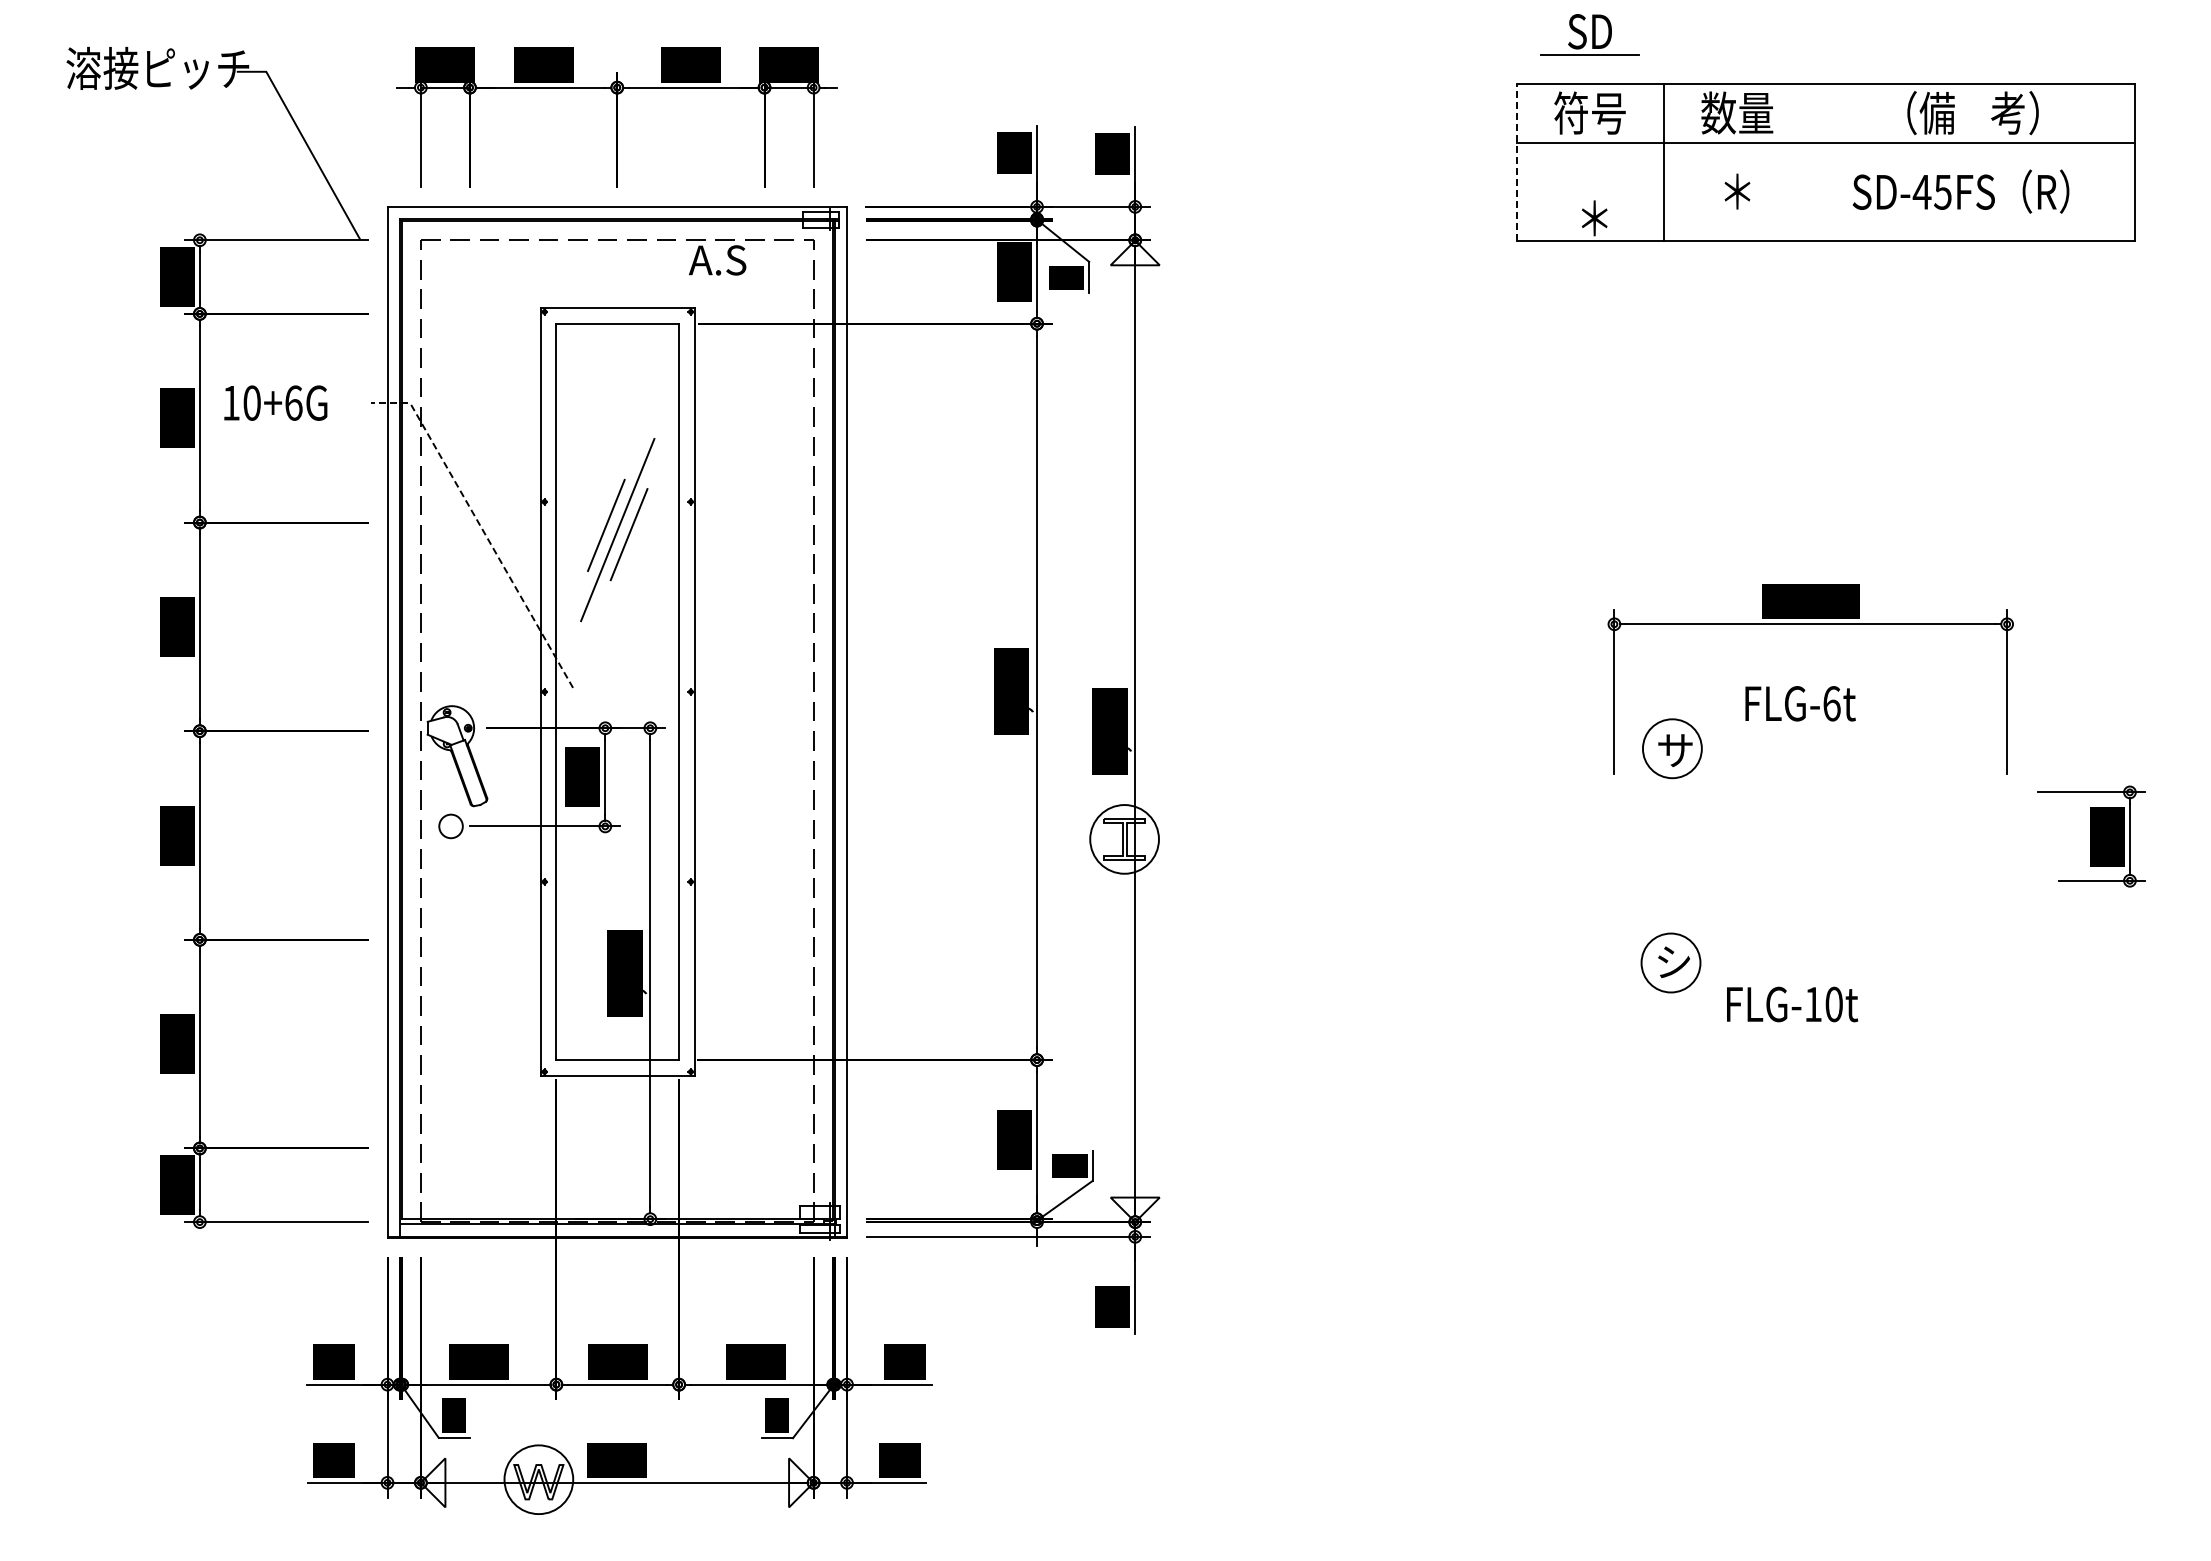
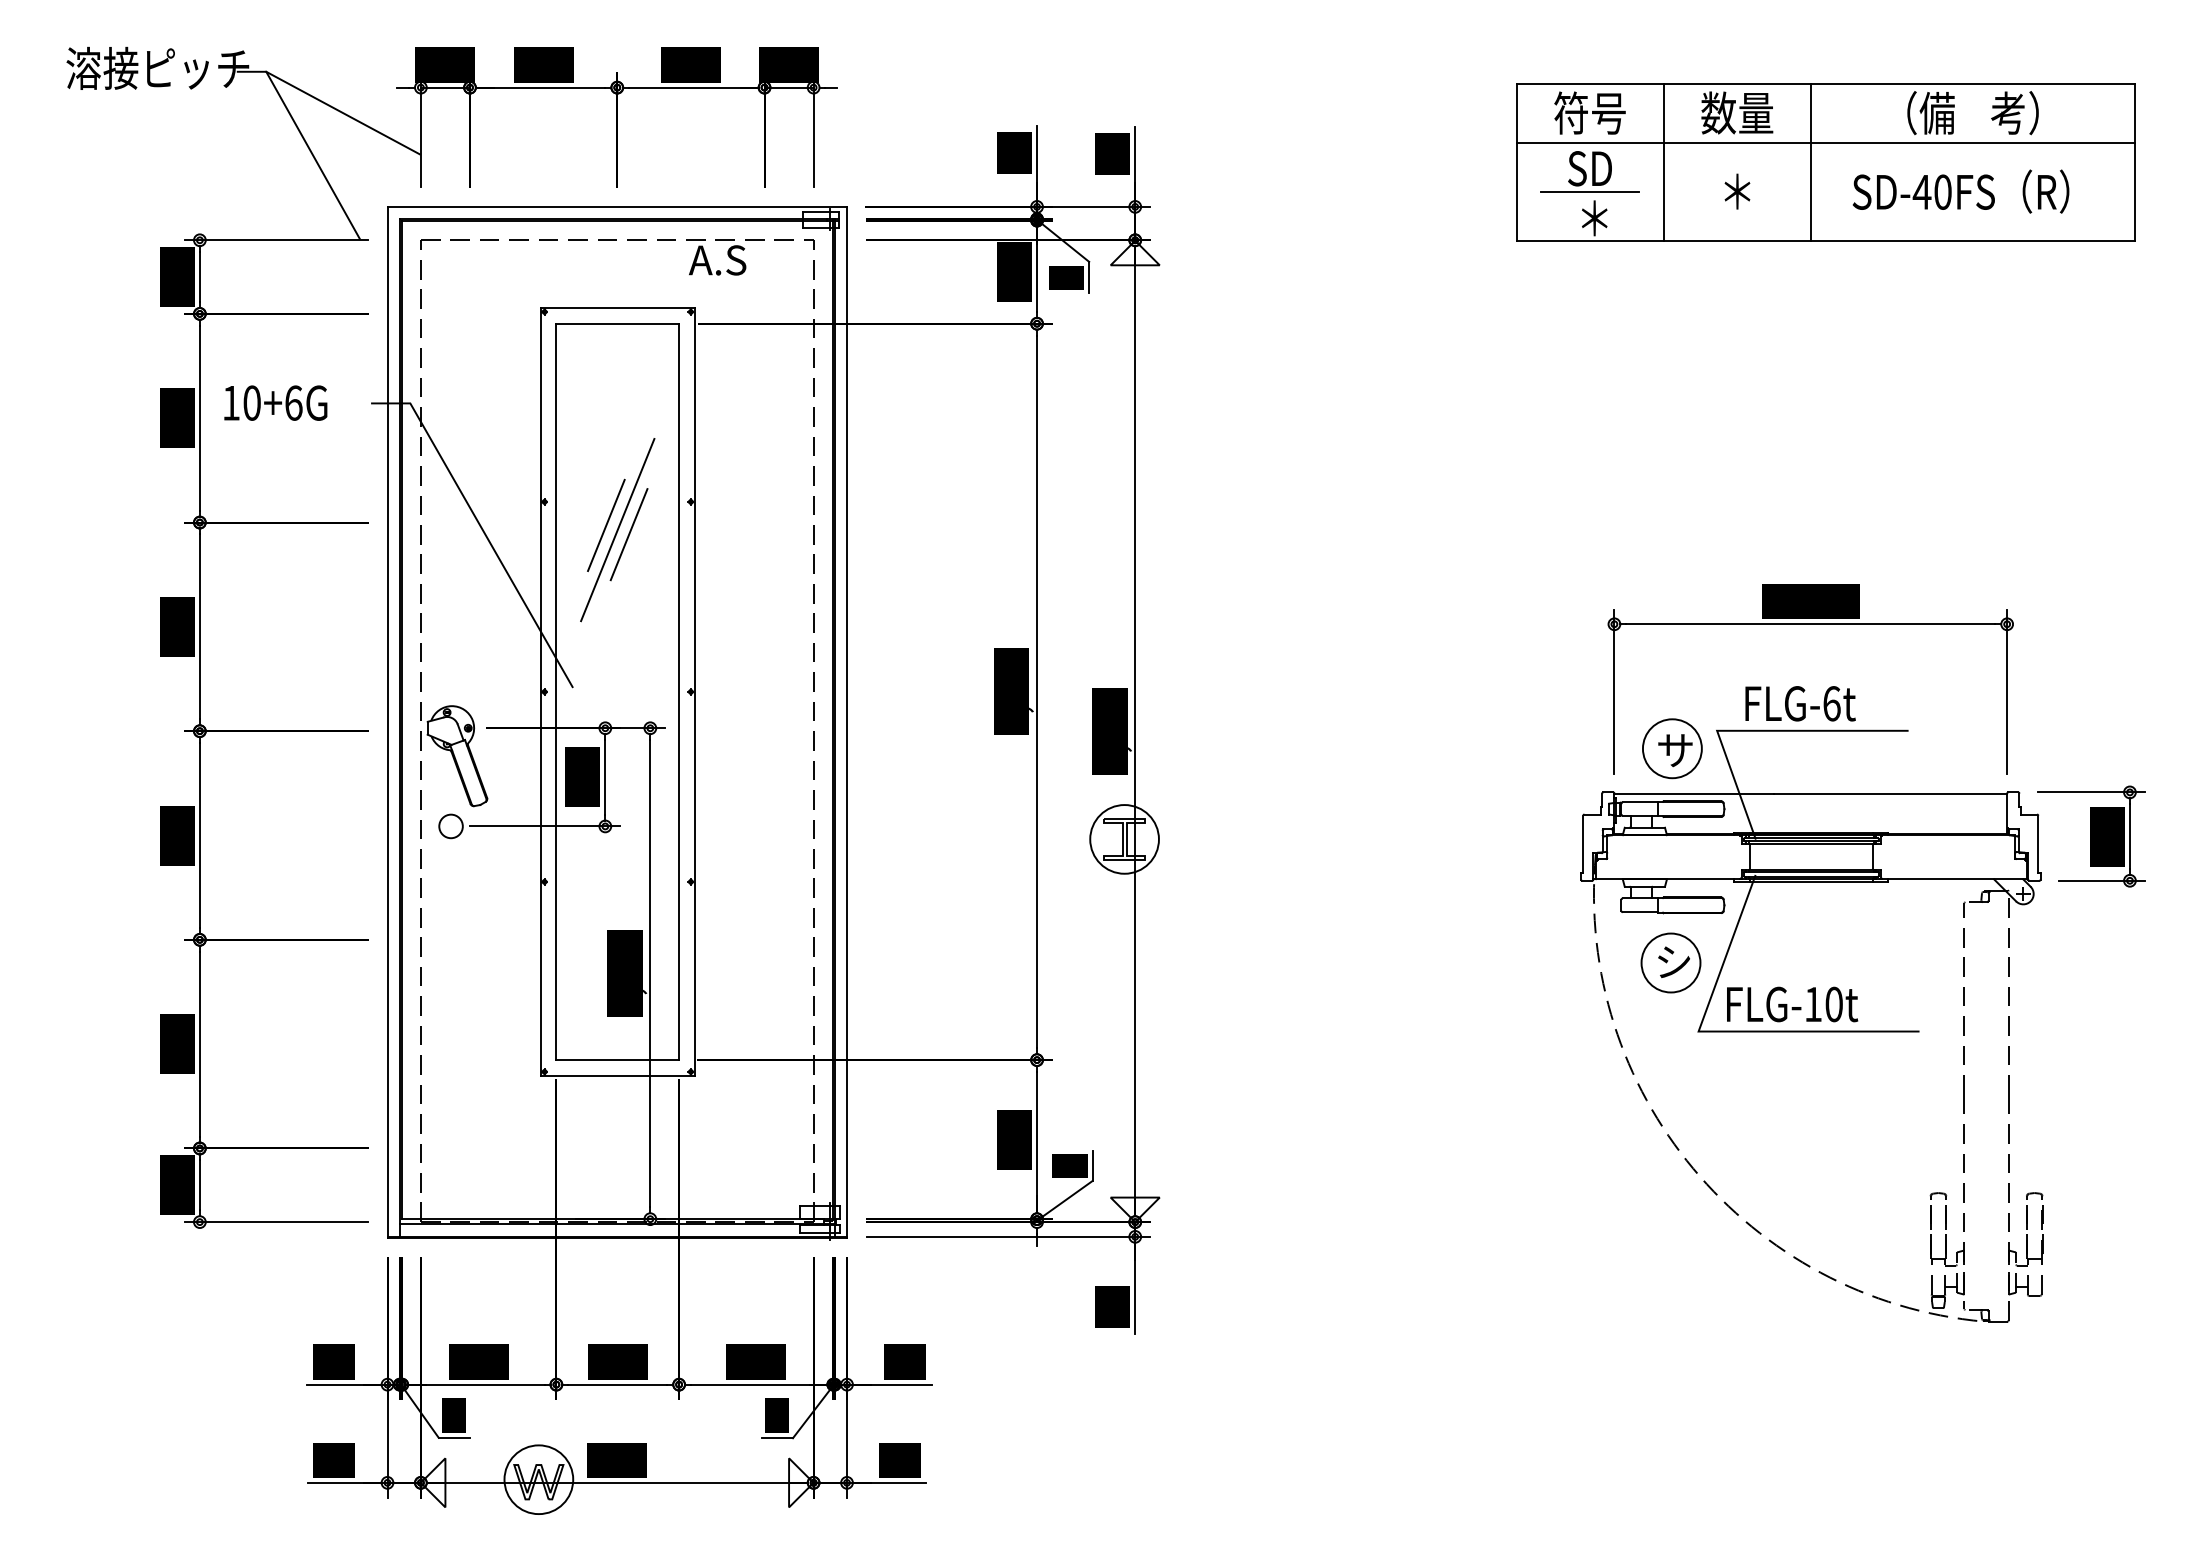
part position: (1589, 34) -> (1589, 171) (1589, 171)
line: none -> present (342, 112)
line: dashed -> solid (1516, 162)
line: none -> present (1811, 162)
text: SD-45FS -> SD-40FS (1942, 191)
line: dashed -> solid (481, 527)
part: none -> present (1811, 1025)
